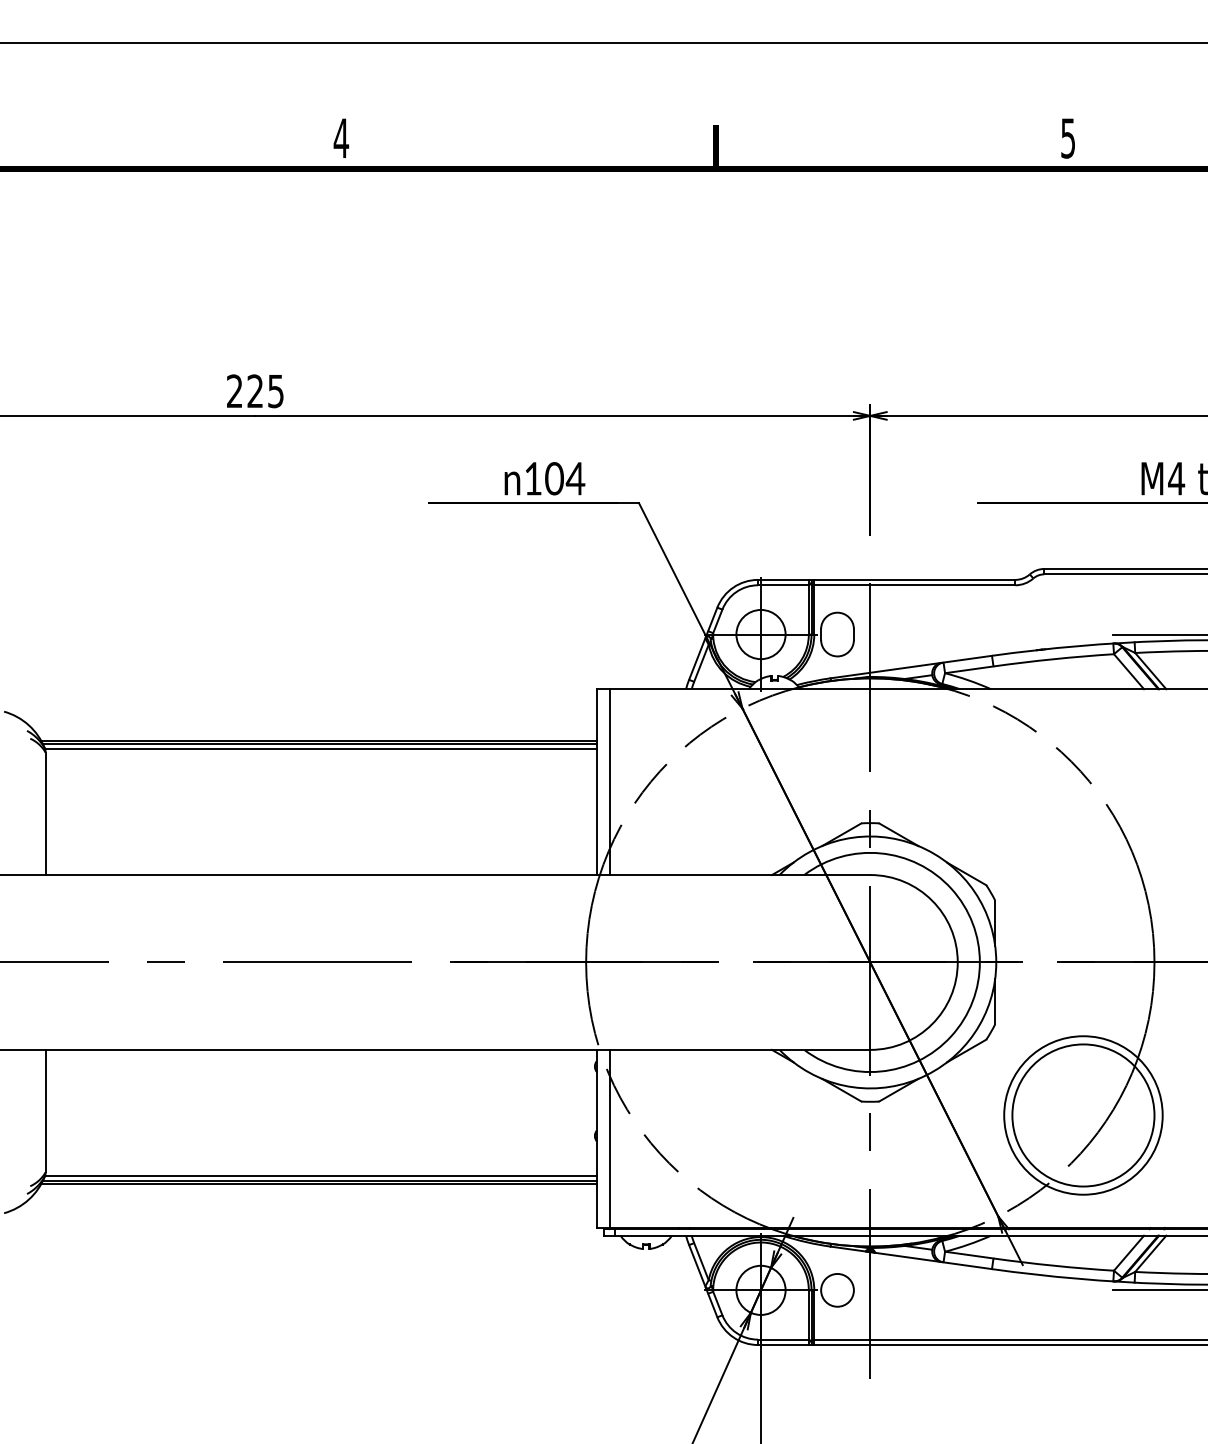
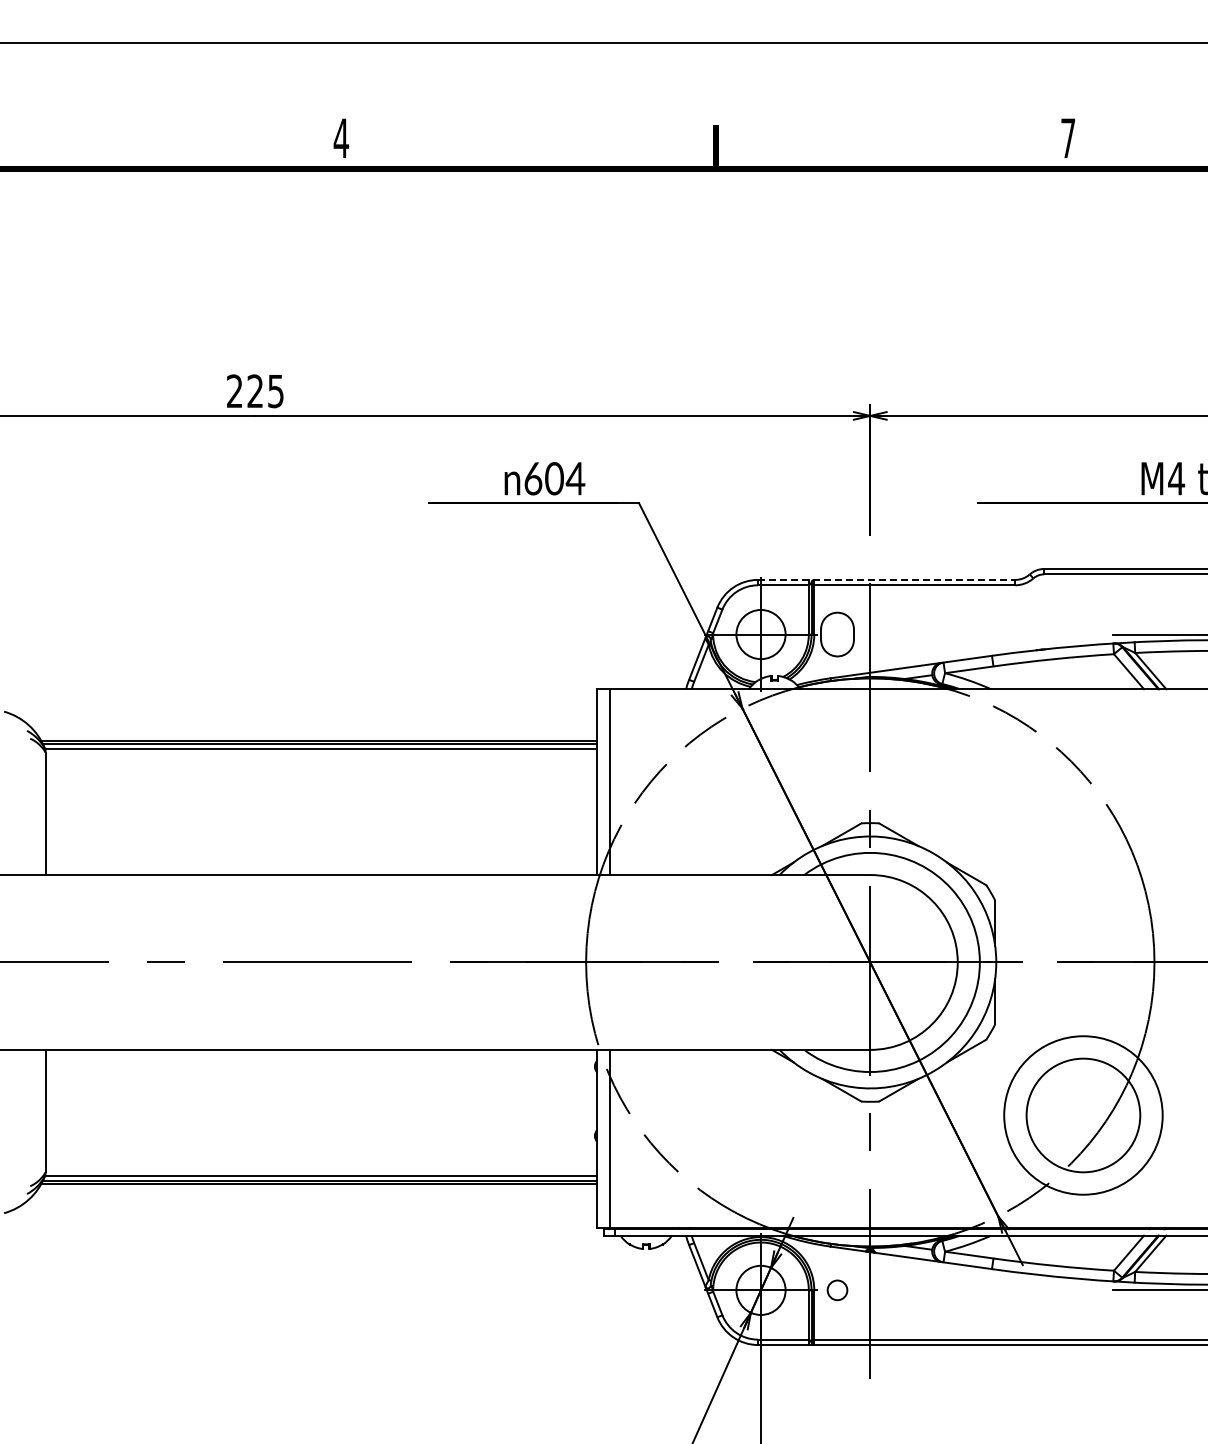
text: 5 -> 7 (1068, 138)
text: 104 -> 604 (533, 478)
line: solid -> dashed (886, 579)
circle diameter: 142 px -> 114 px (1083, 1115)
circle diameter: 33 px -> 20 px (837, 1290)
